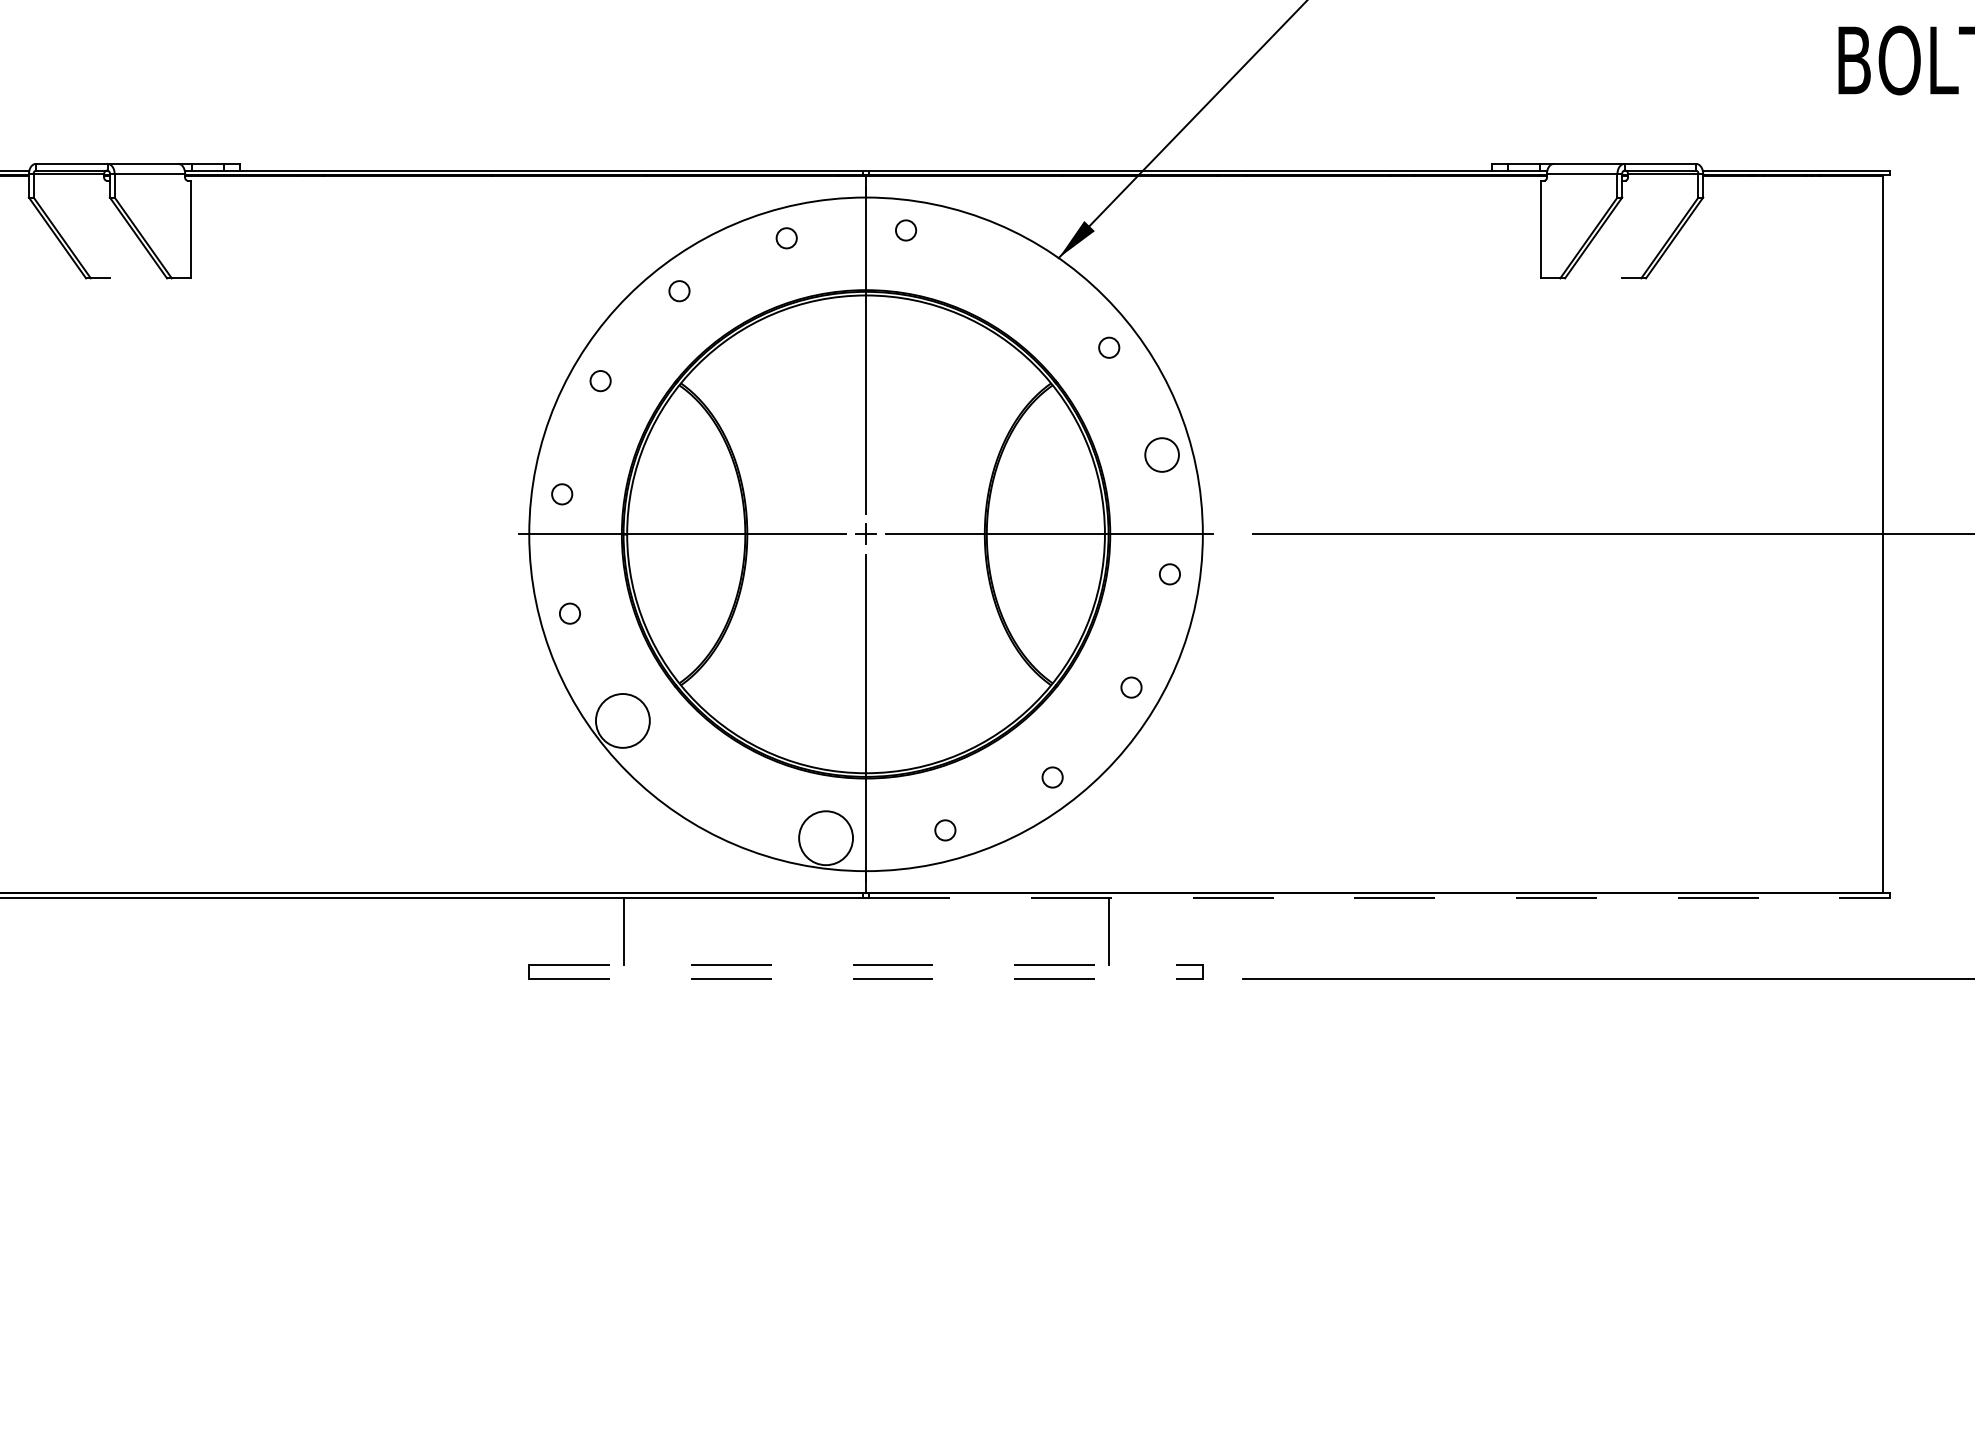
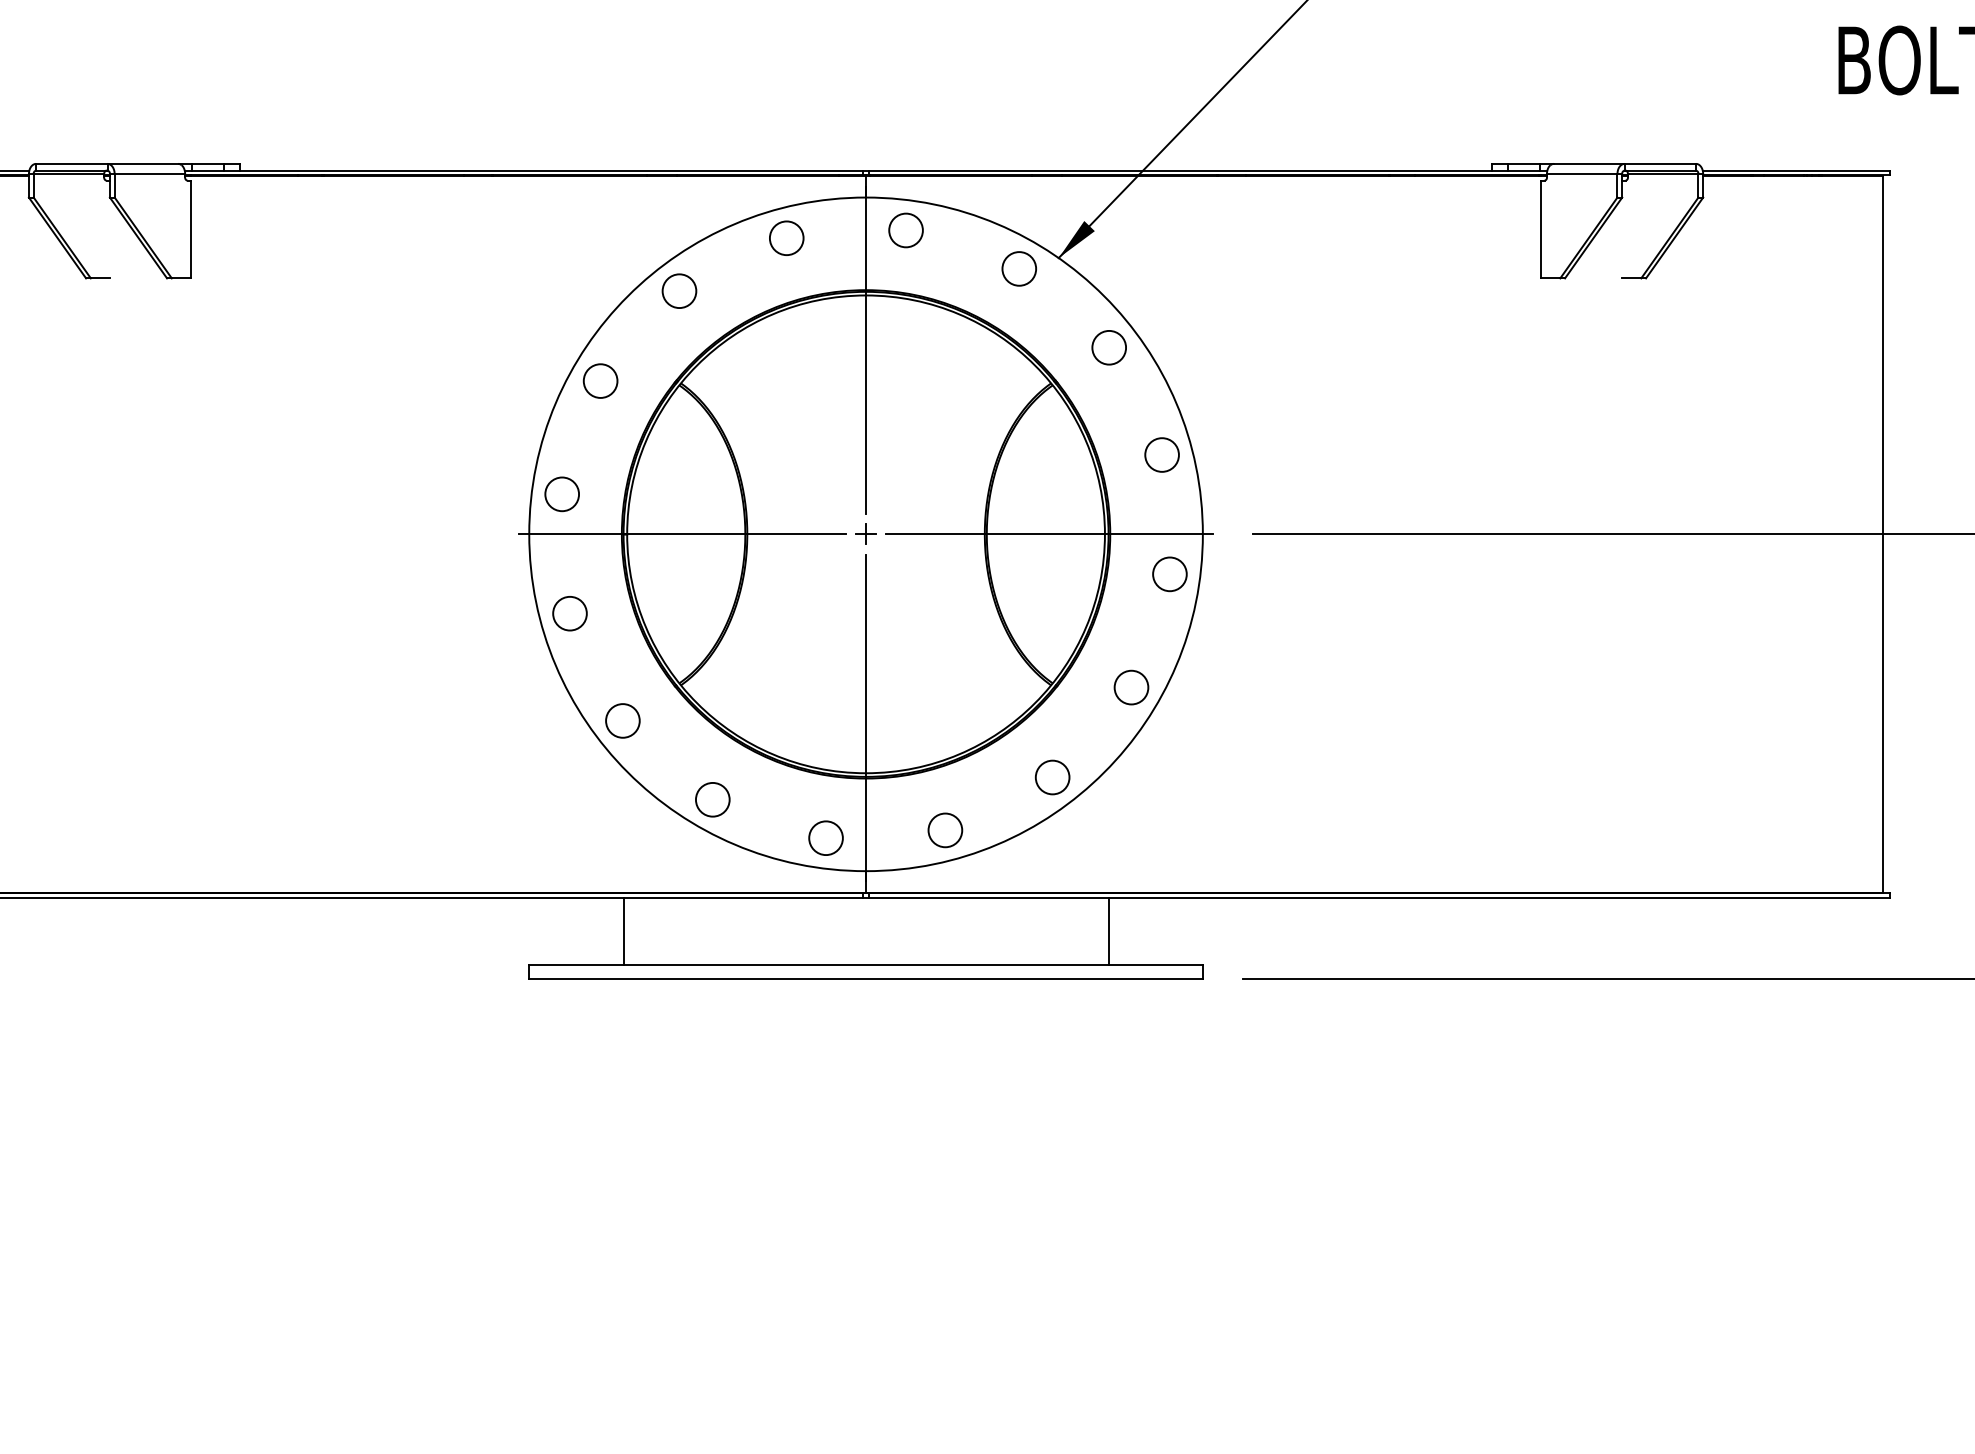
circle diameter: 20 px -> 34 px (905, 230)
circle diameter: 20 px -> 34 px (786, 238)
circle: none -> present (1018, 268)
circle diameter: 20 px -> 34 px (679, 291)
circle diameter: 20 px -> 34 px (1109, 347)
circle diameter: 20 px -> 34 px (600, 380)
circle diameter: 20 px -> 34 px (562, 494)
circle diameter: 20 px -> 34 px (1169, 574)
circle diameter: 20 px -> 34 px (569, 613)
circle diameter: 20 px -> 34 px (1131, 687)
circle diameter: 54 px -> 34 px (622, 720)
circle diameter: 20 px -> 34 px (1052, 777)
circle: none -> present (712, 799)
circle diameter: 20 px -> 34 px (945, 830)
circle diameter: 54 px -> 34 px (825, 838)
line: dashed -> solid (1380, 898)
line: dashed -> solid (866, 965)
line: dashed -> solid (866, 978)
